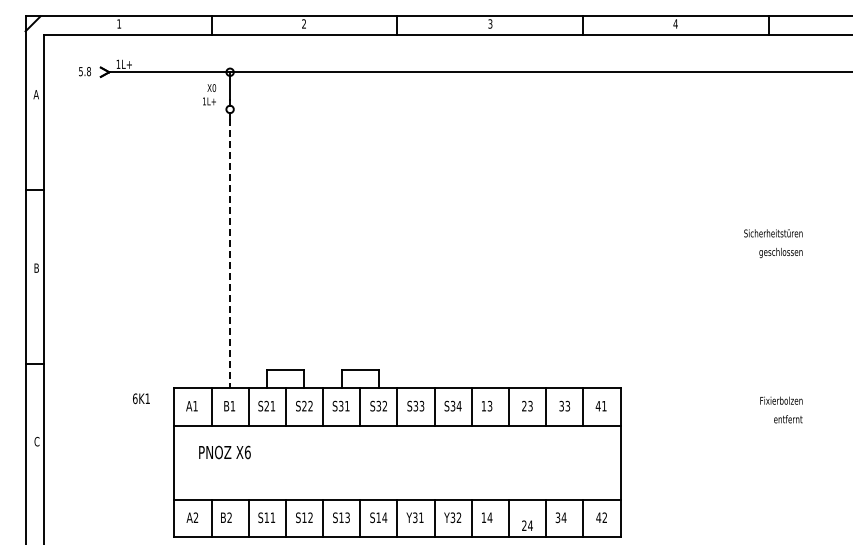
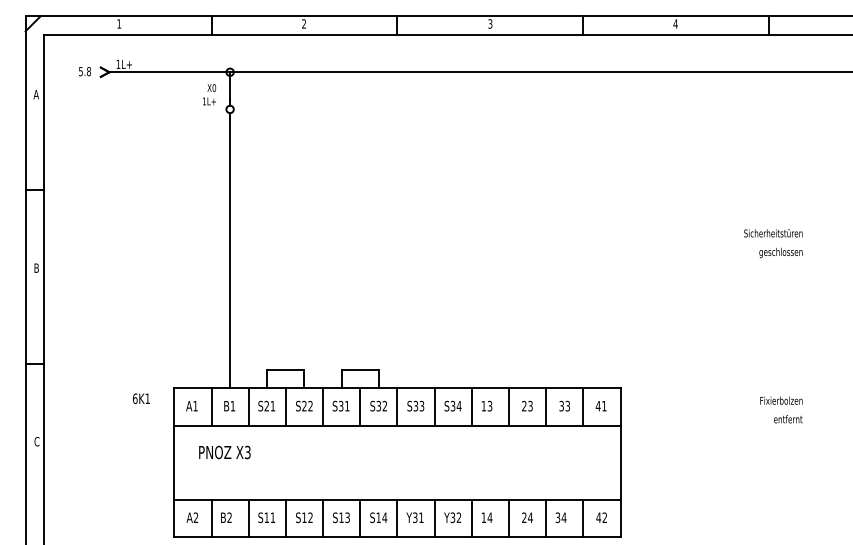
line: dashed -> solid (230, 253)
text: X6 -> X3 (247, 452)
text position: (527, 525) -> (527, 517) (527, 517)
